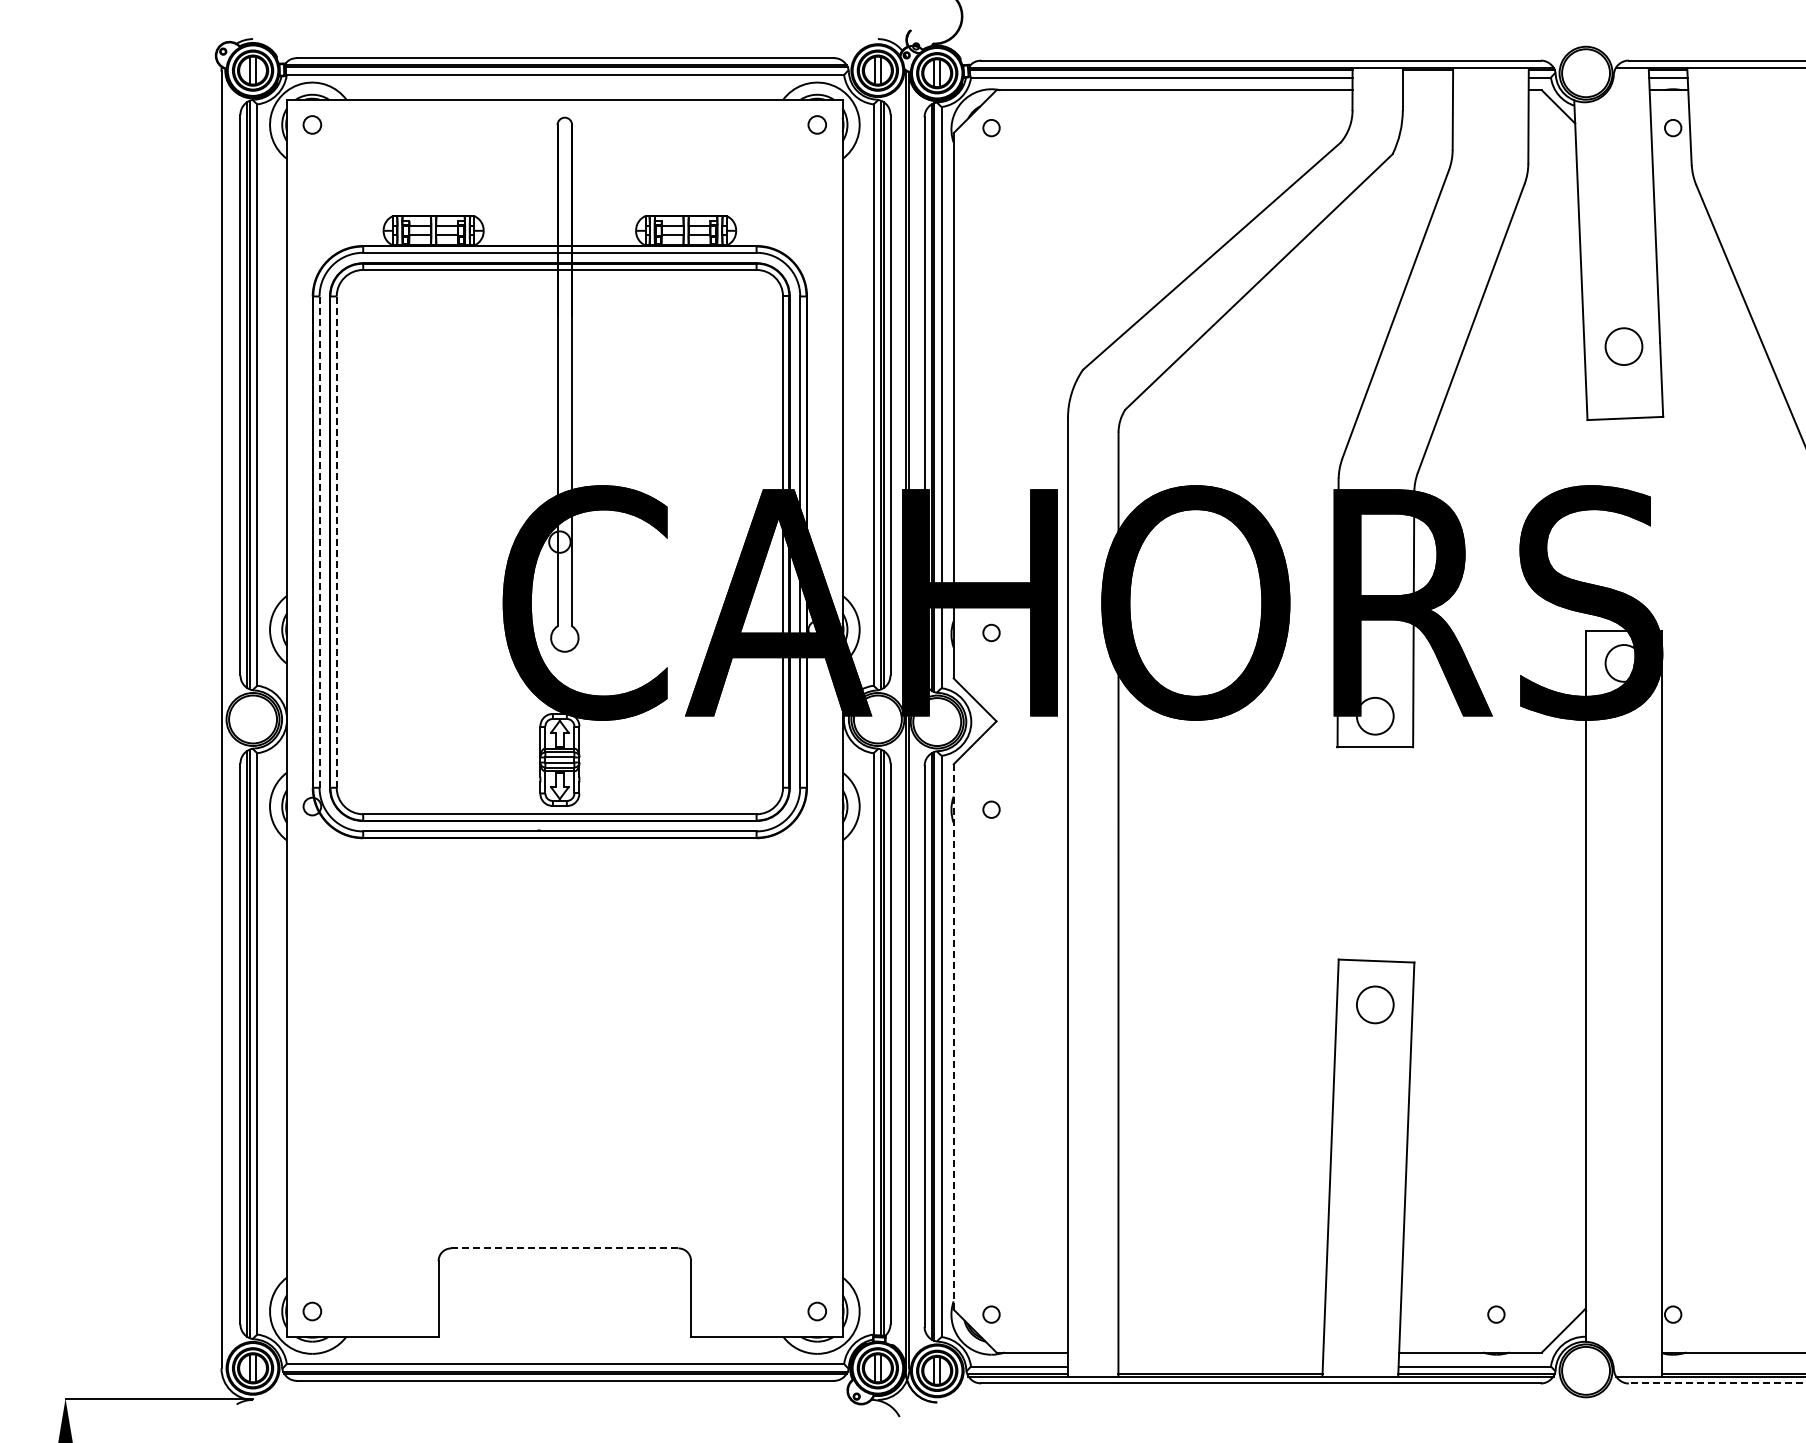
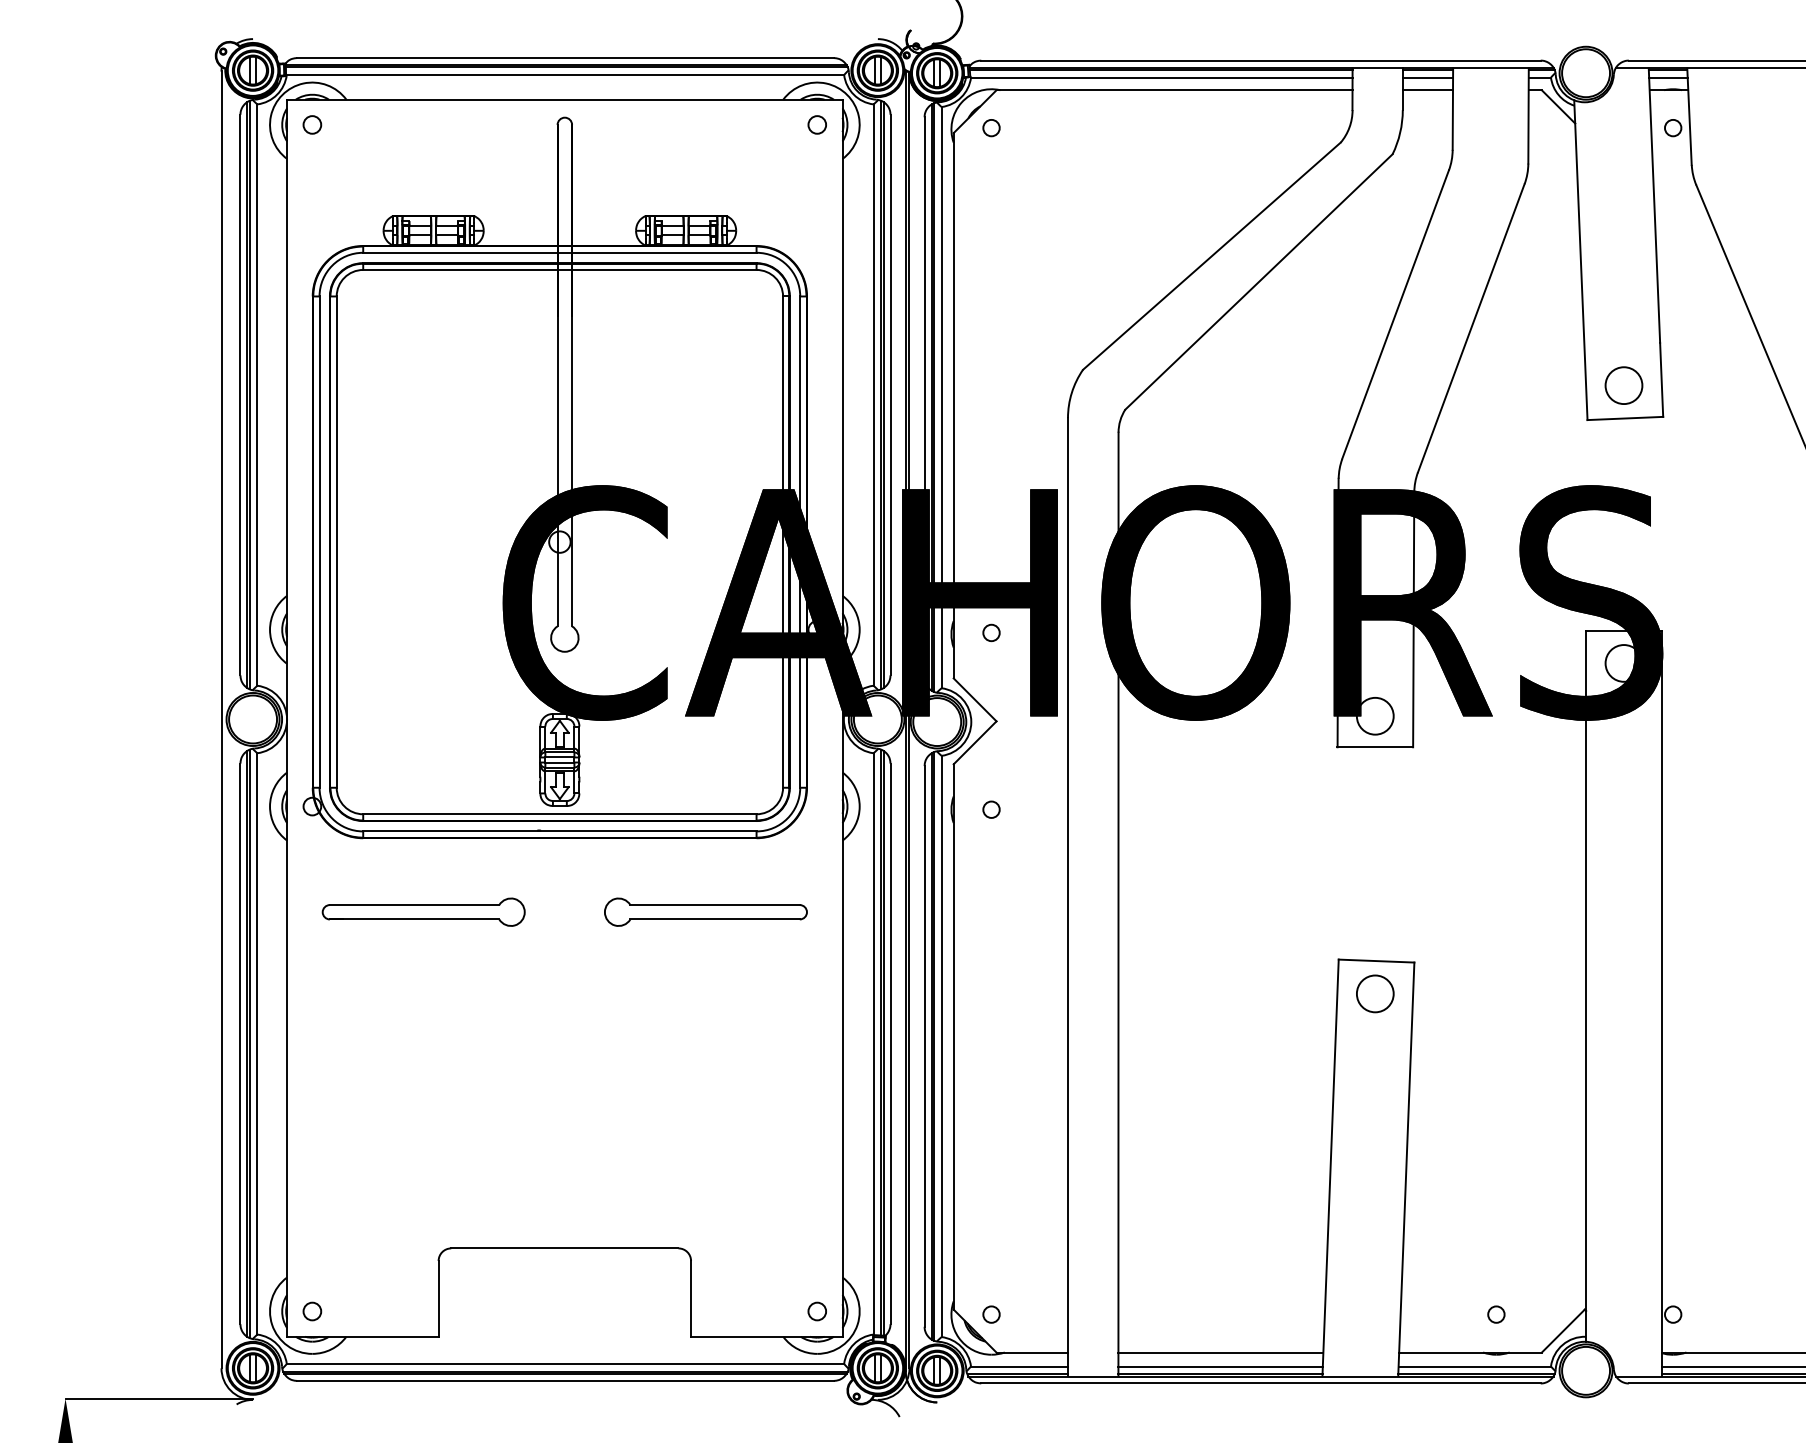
line: none -> present (1427, 77)
line: none -> present (1427, 90)
circle position: (1623, 346) -> (1623, 385) (1623, 385)
line: dashed -> solid (319, 542)
line: dashed -> solid (336, 542)
part: none -> present (423, 911)
part: none -> present (705, 911)
circle position: (1375, 1004) -> (1375, 993) (1375, 993)
line: dashed -> solid (953, 1036)
line: dashed -> solid (564, 1248)
line: none -> present (1220, 1352)
line: none -> present (1220, 1366)
line: none -> present (1731, 1366)
line: dashed -> solid (1716, 1383)
